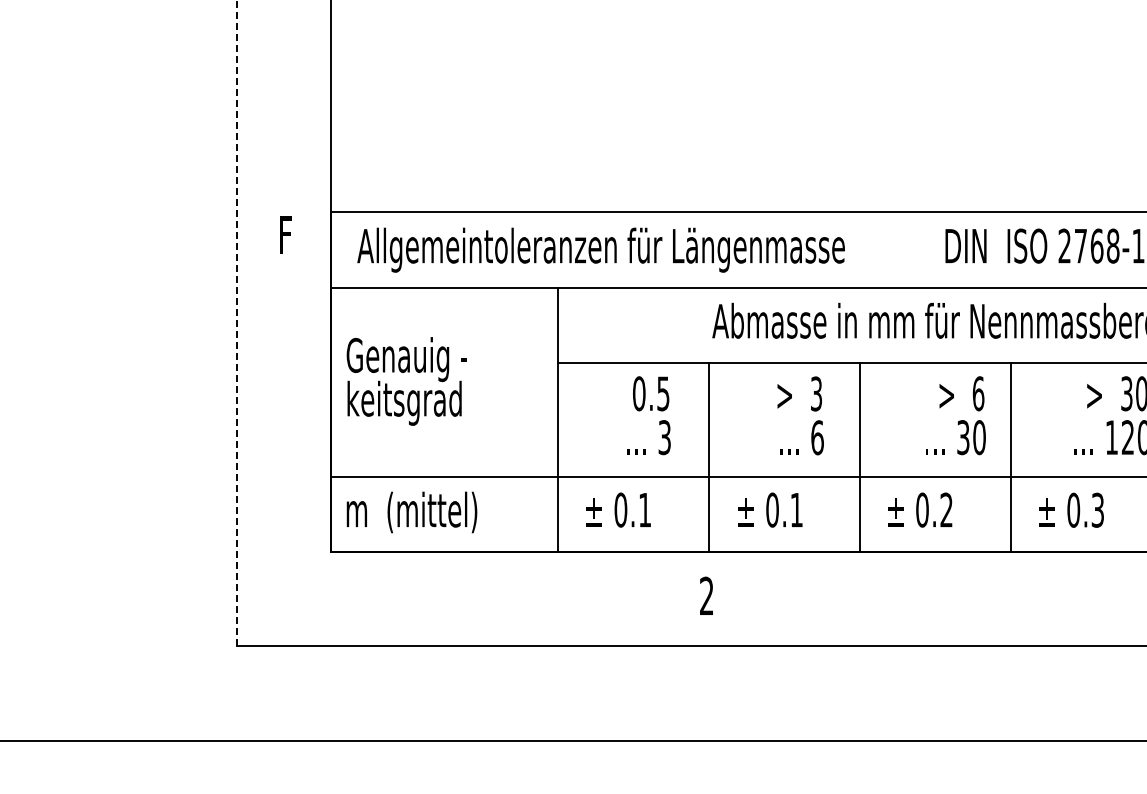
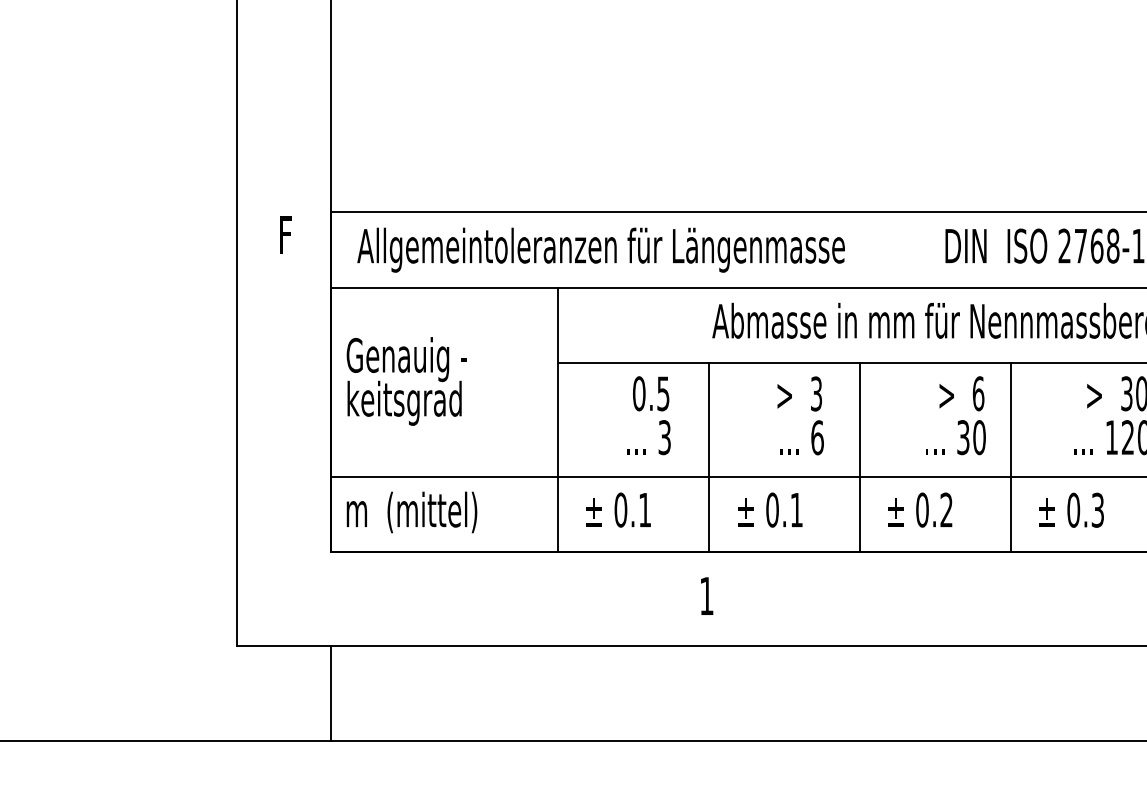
line: dashed -> solid (236, 323)
text: 2 -> 1 (706, 595)
line: none -> present (331, 693)
